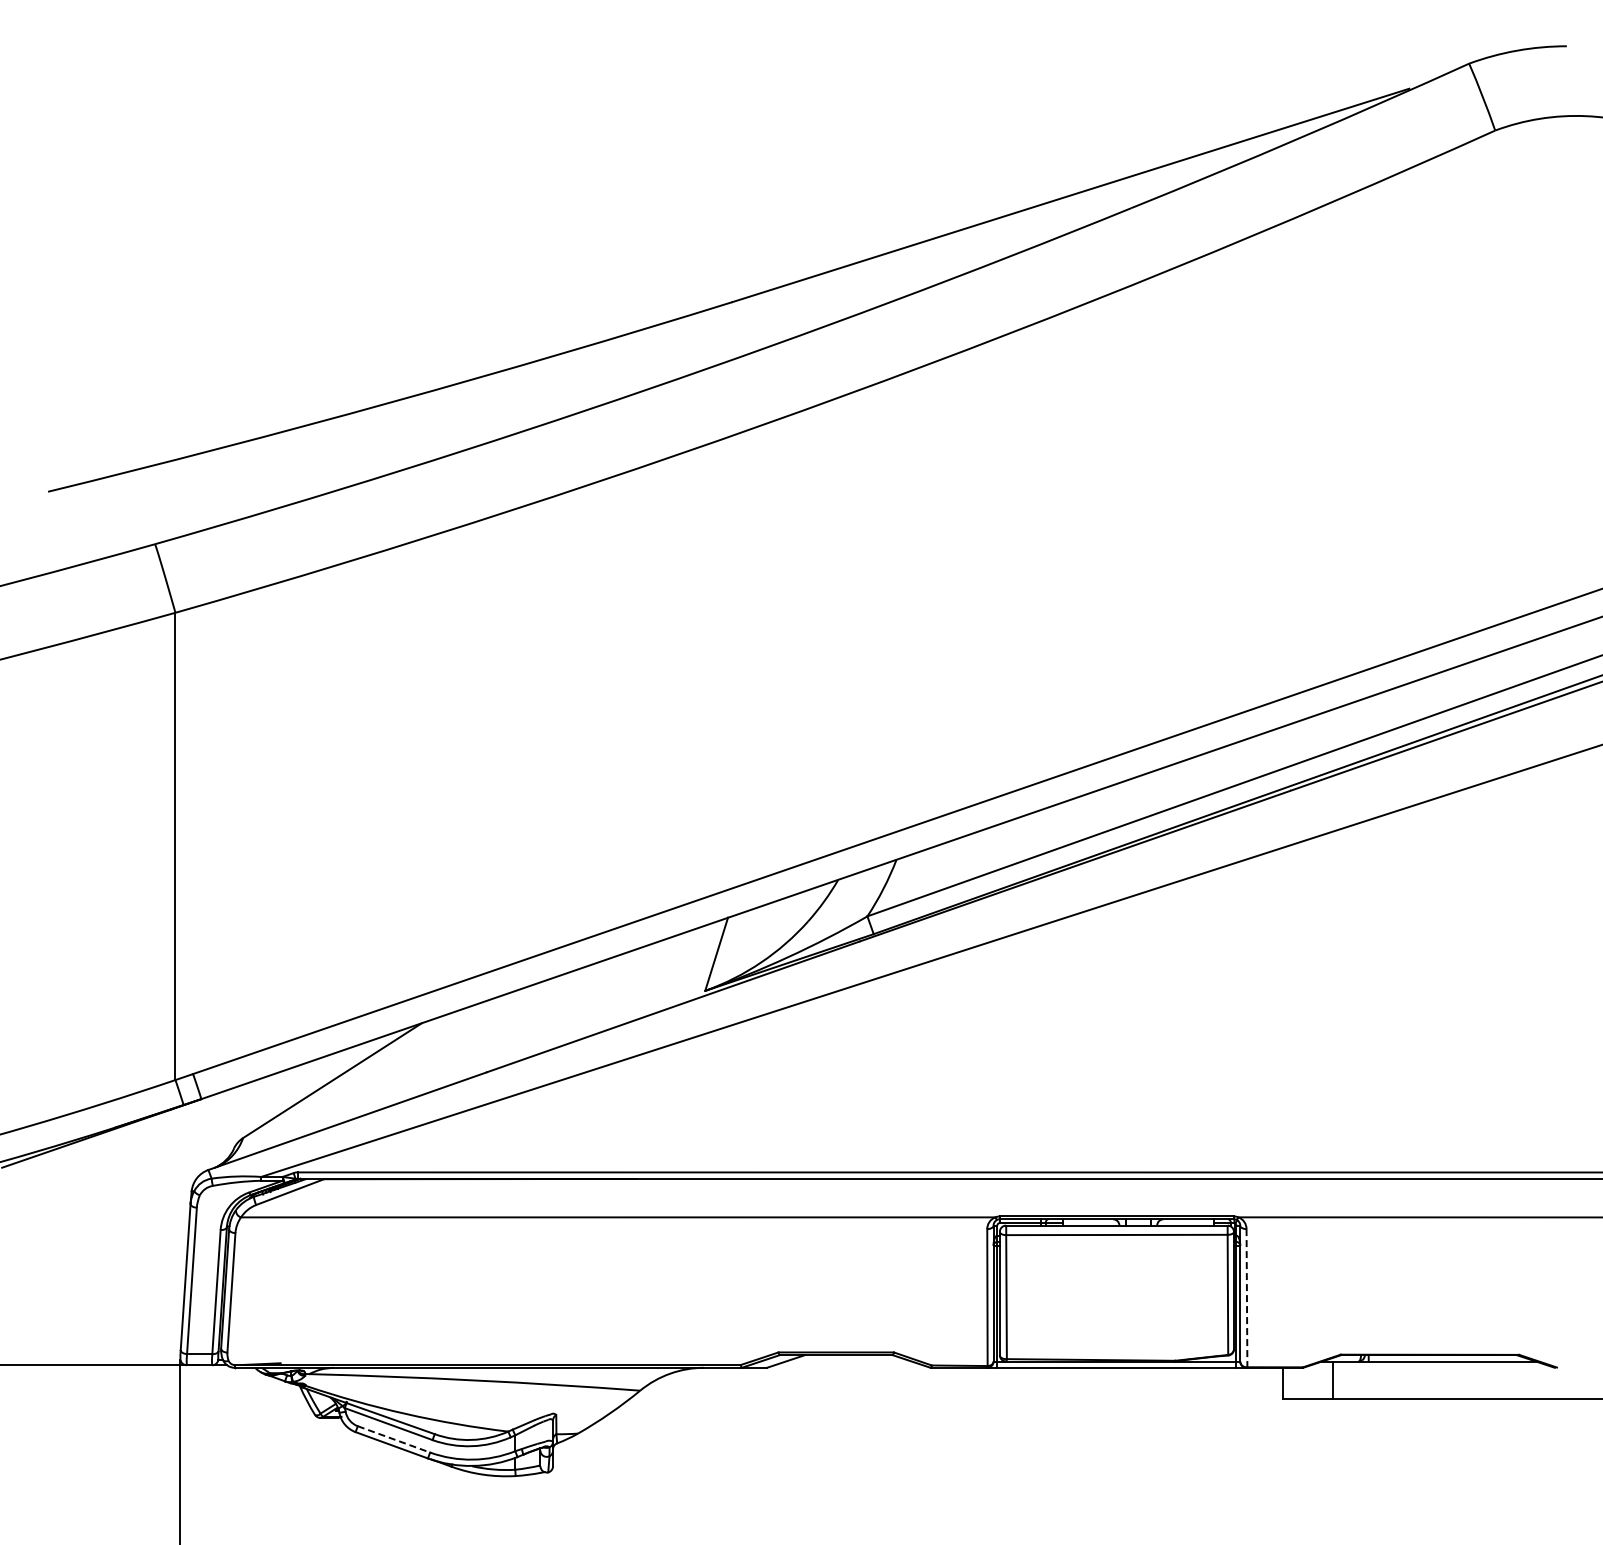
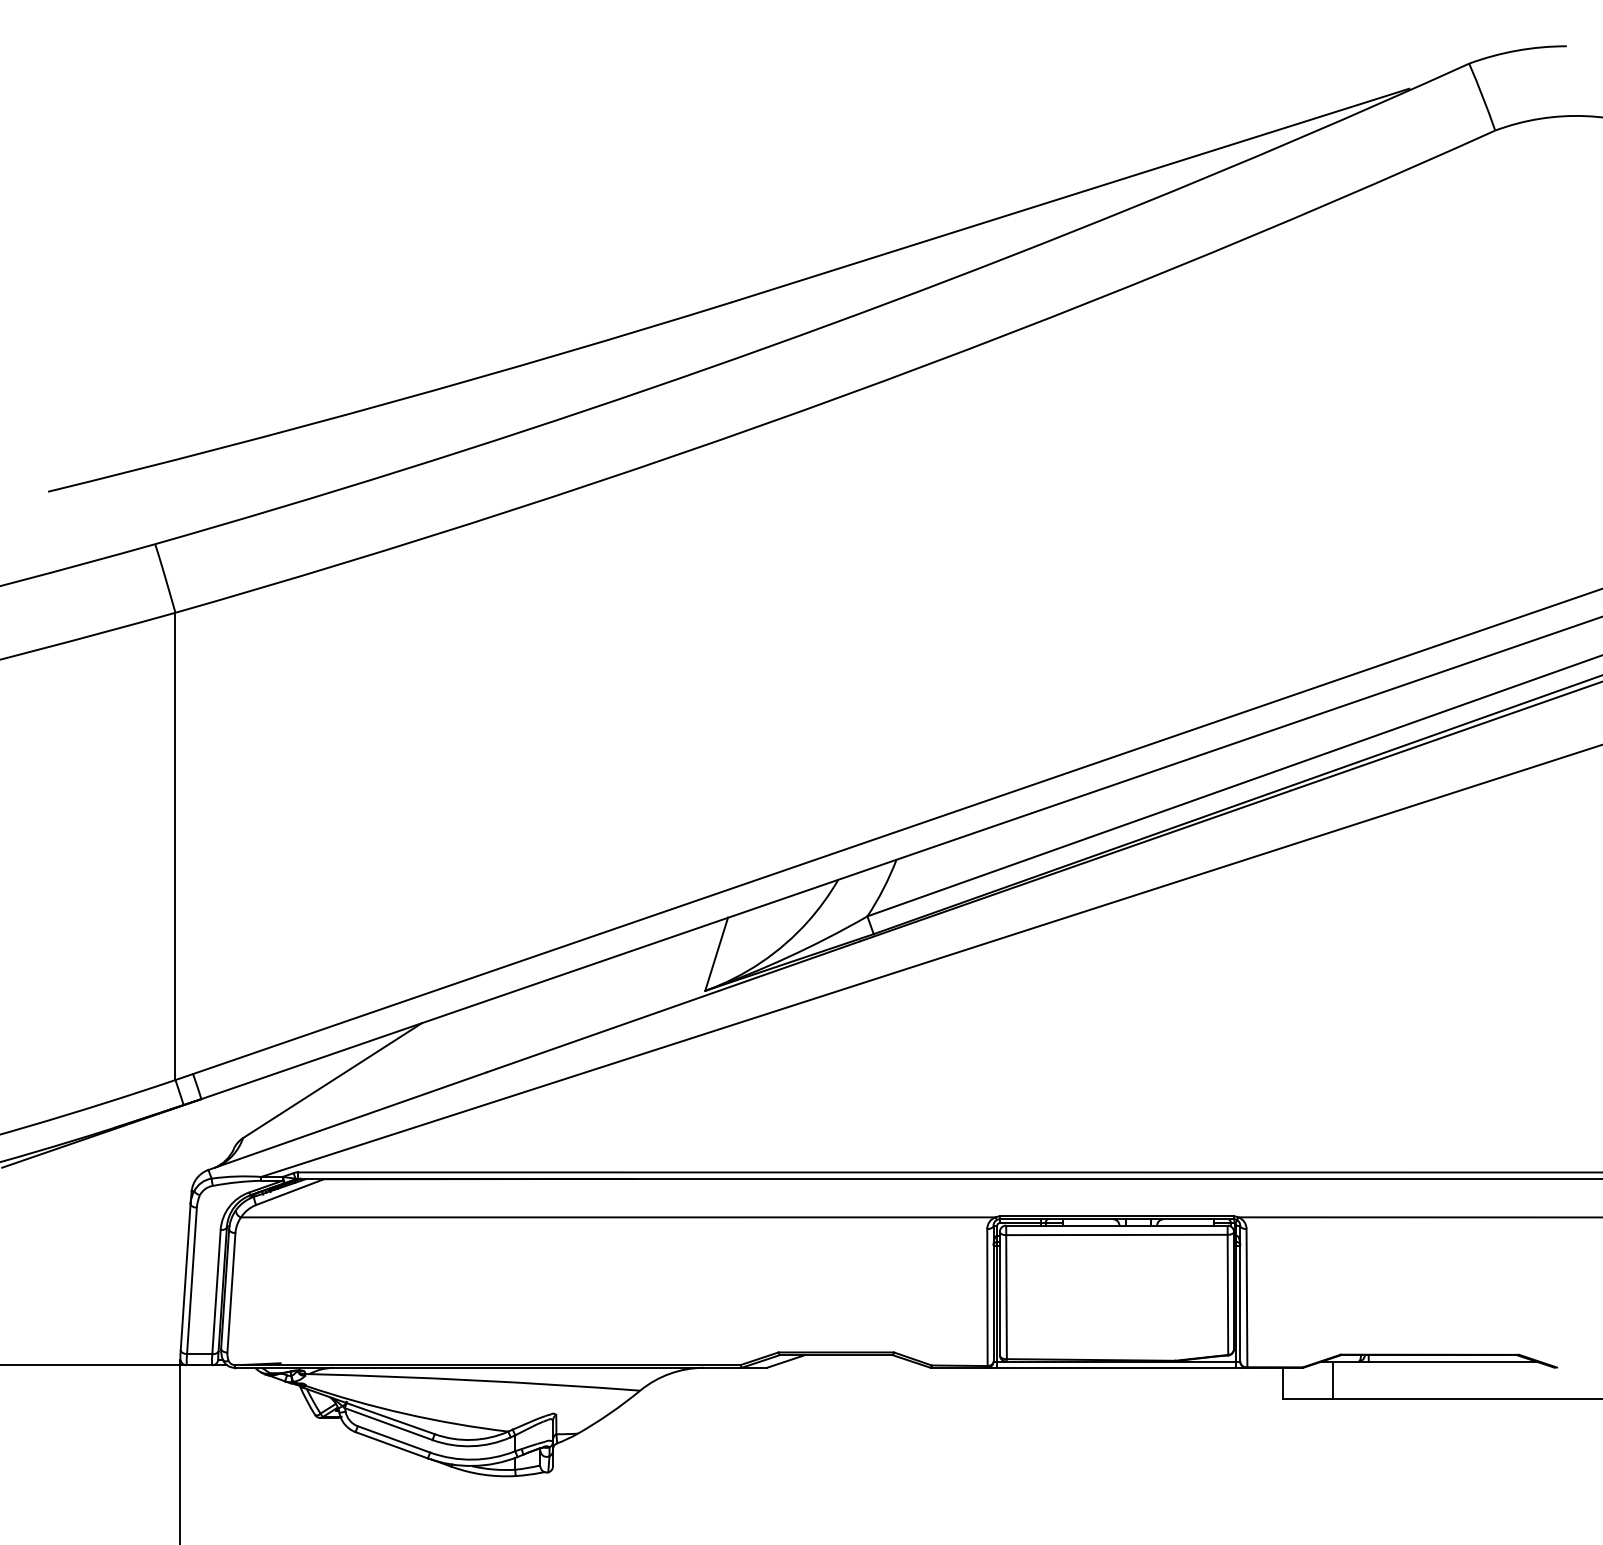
line: dashed -> solid (1246, 1298)
line: dashed -> solid (394, 1439)
